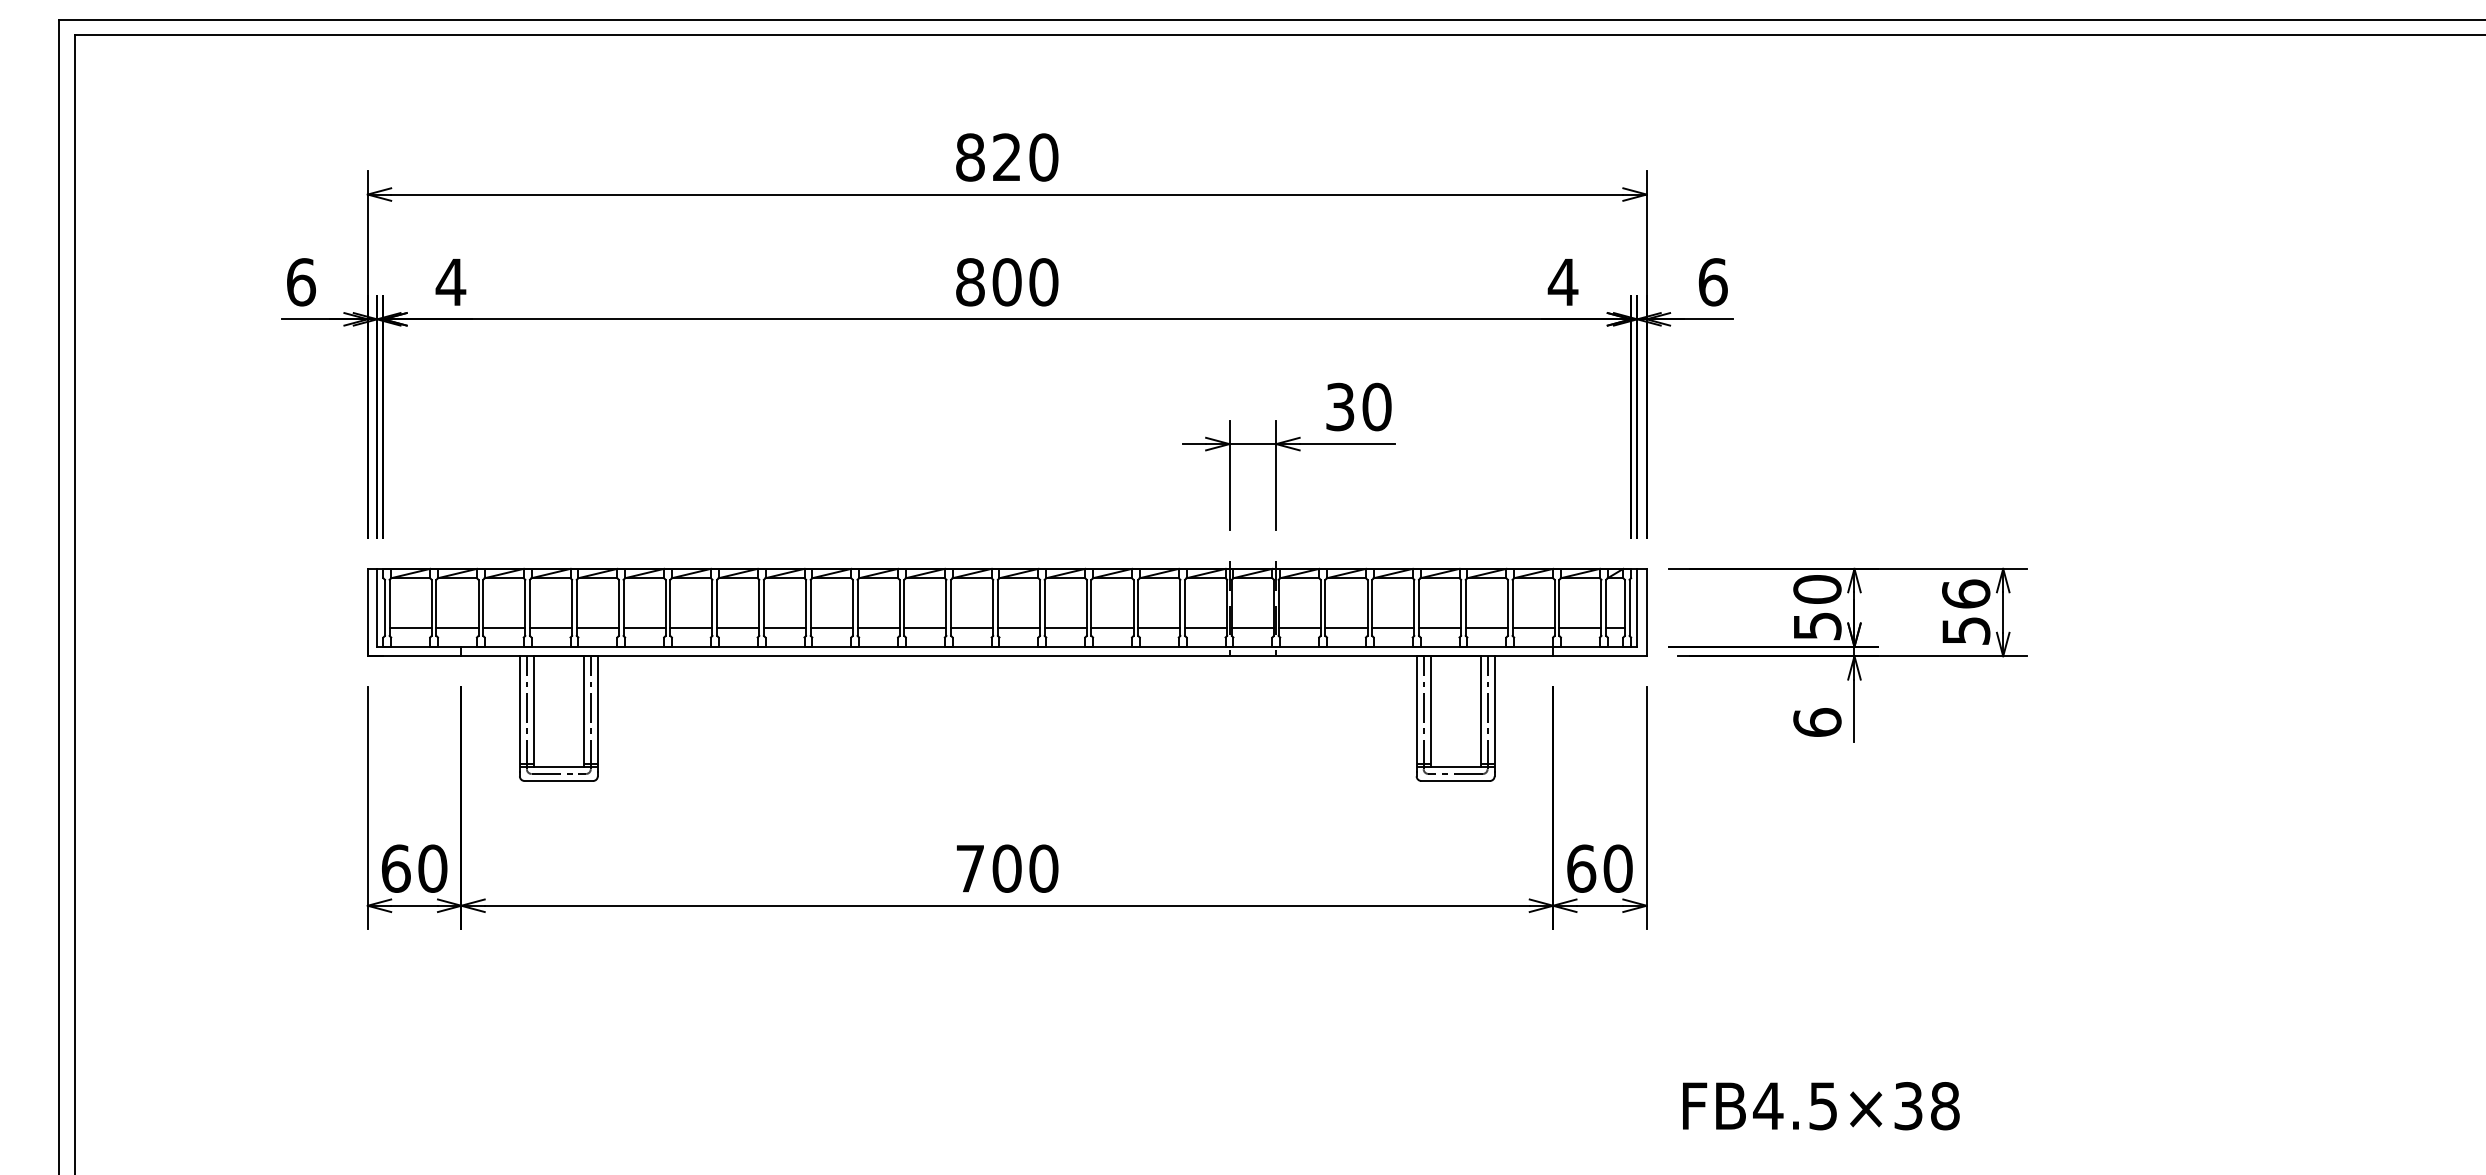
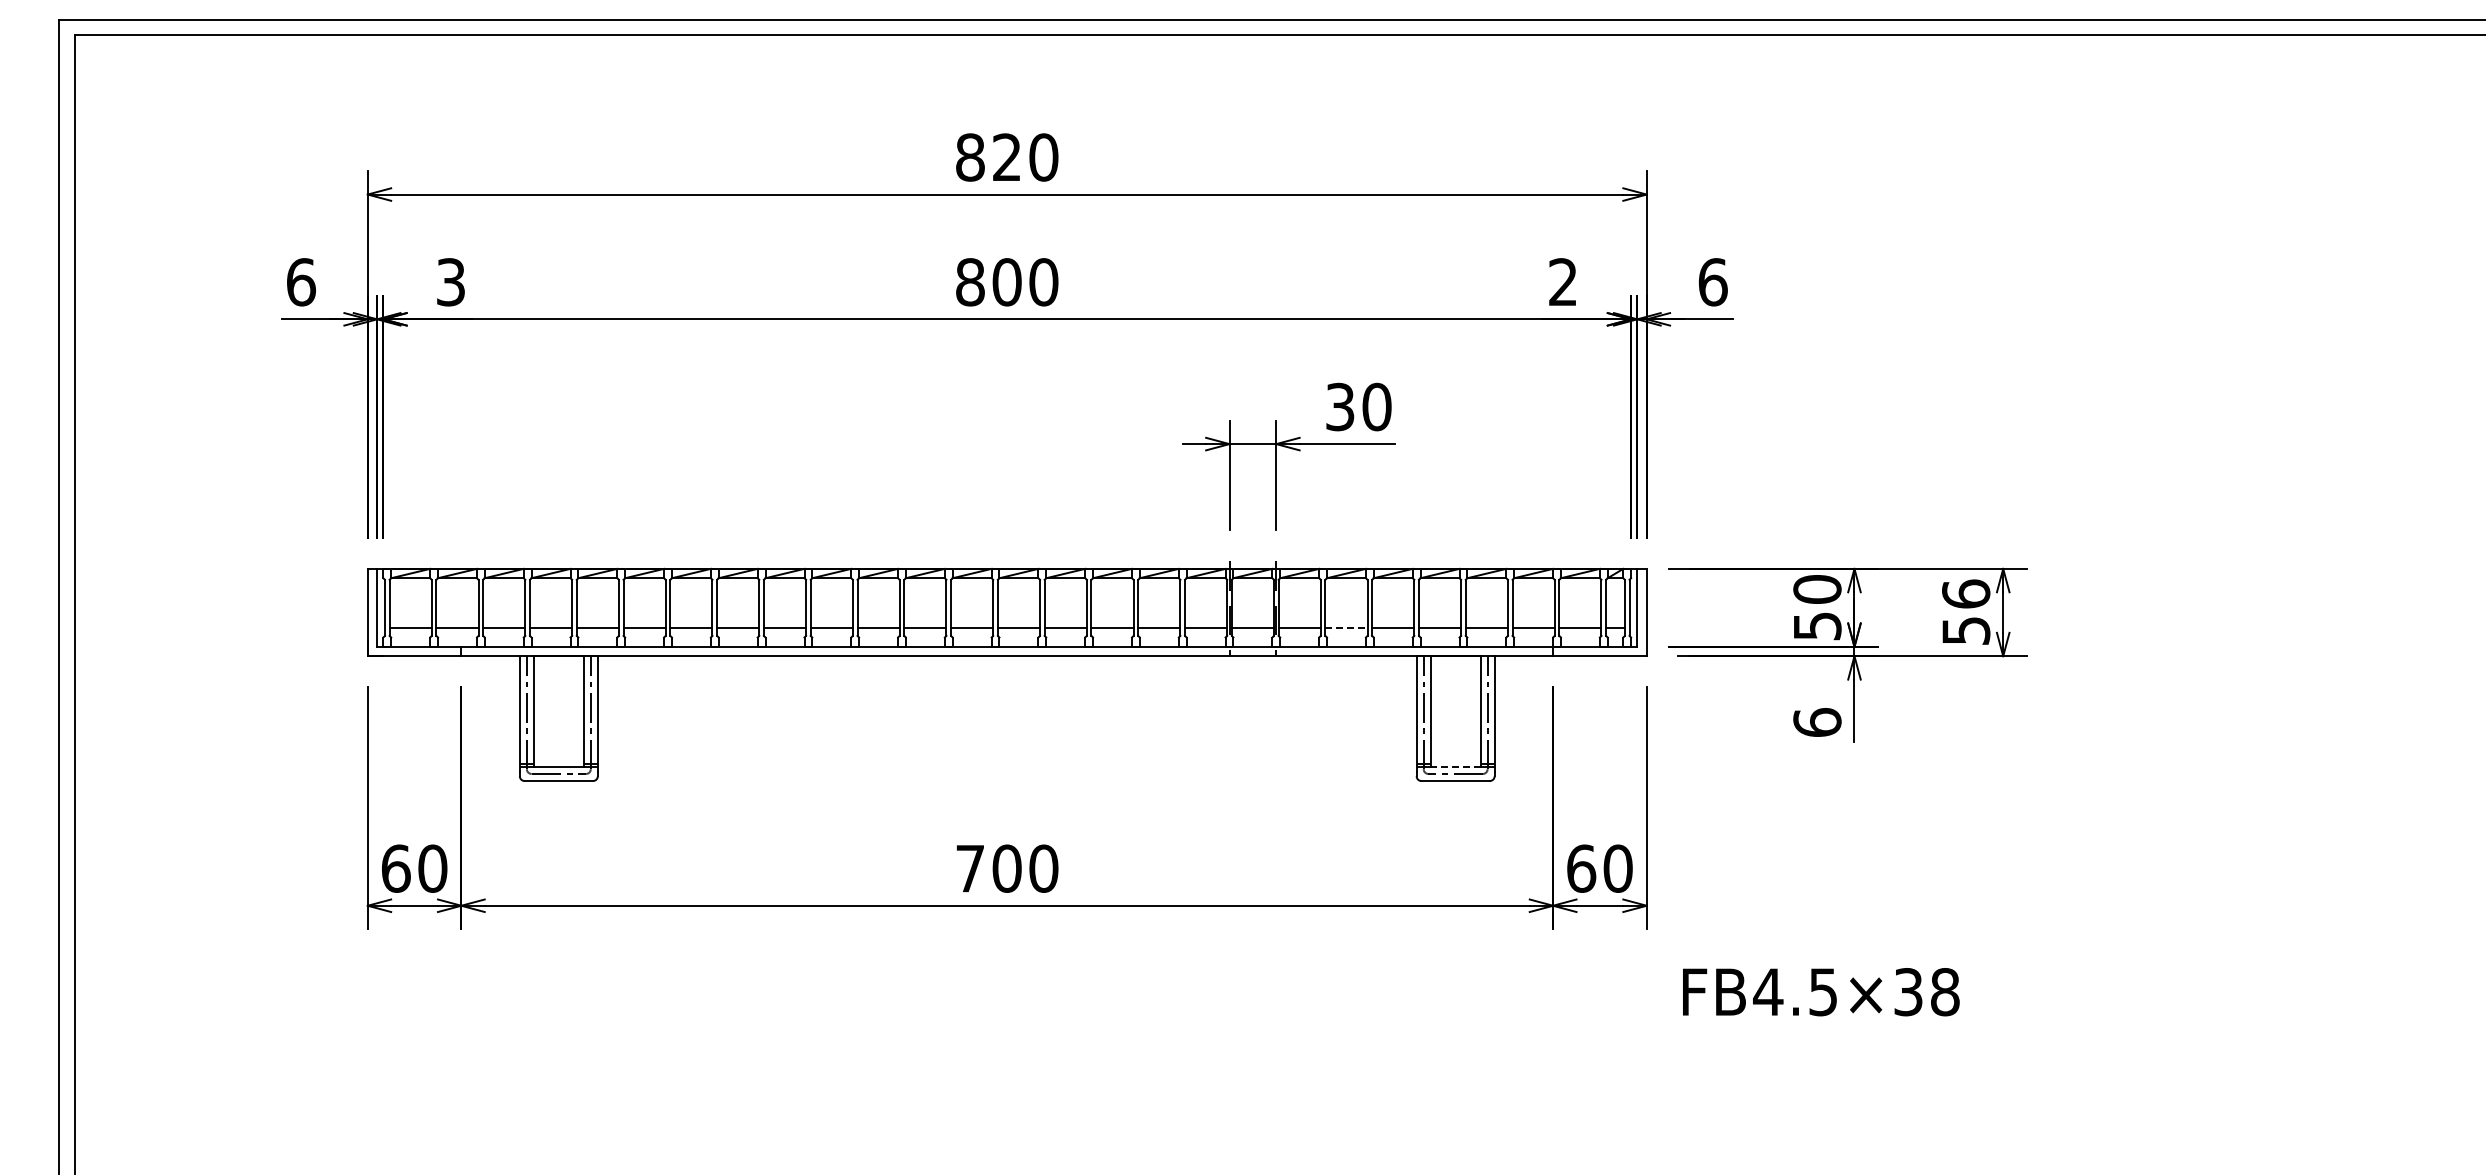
text: 4 -> 2 (1562, 281)
text: 4 -> 3 (450, 282)
line: solid -> dashed (1346, 628)
line: solid -> dashed (1455, 766)
text position: (1821, 1106) -> (1821, 992) (1821, 992)
